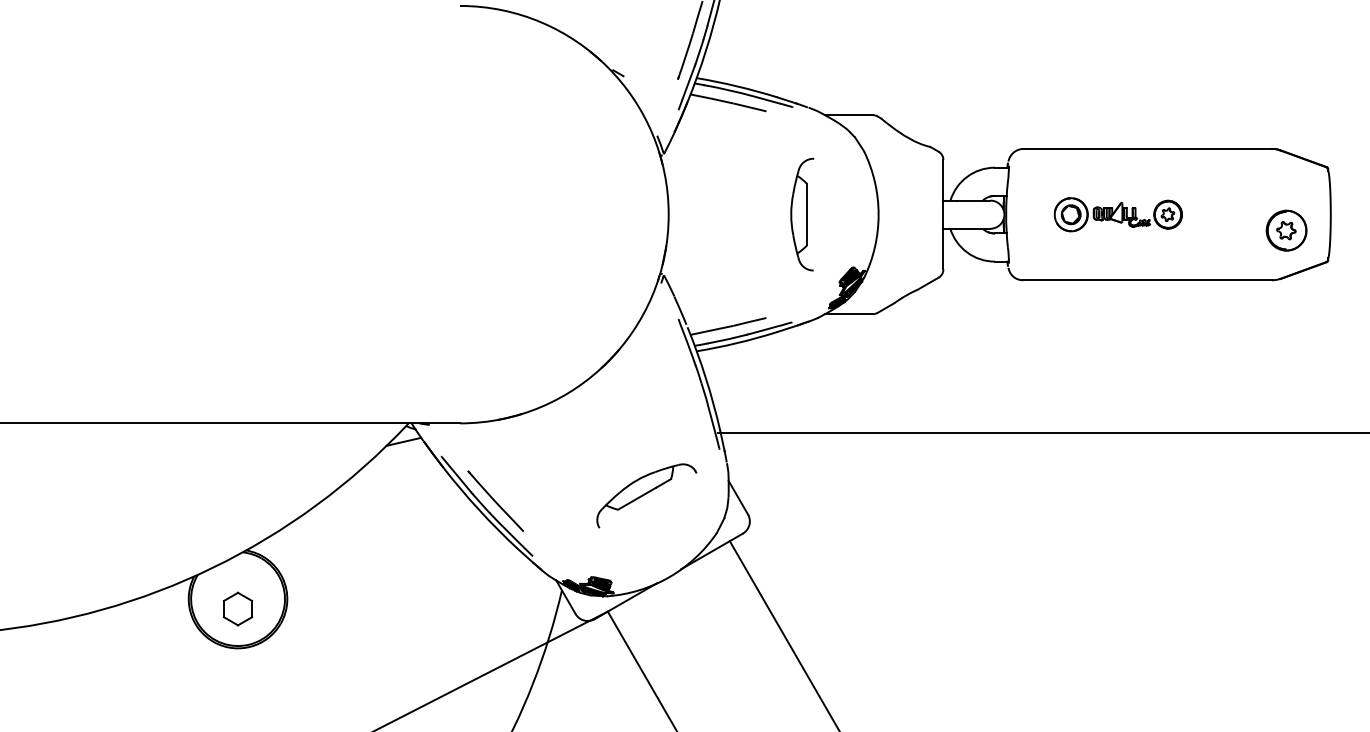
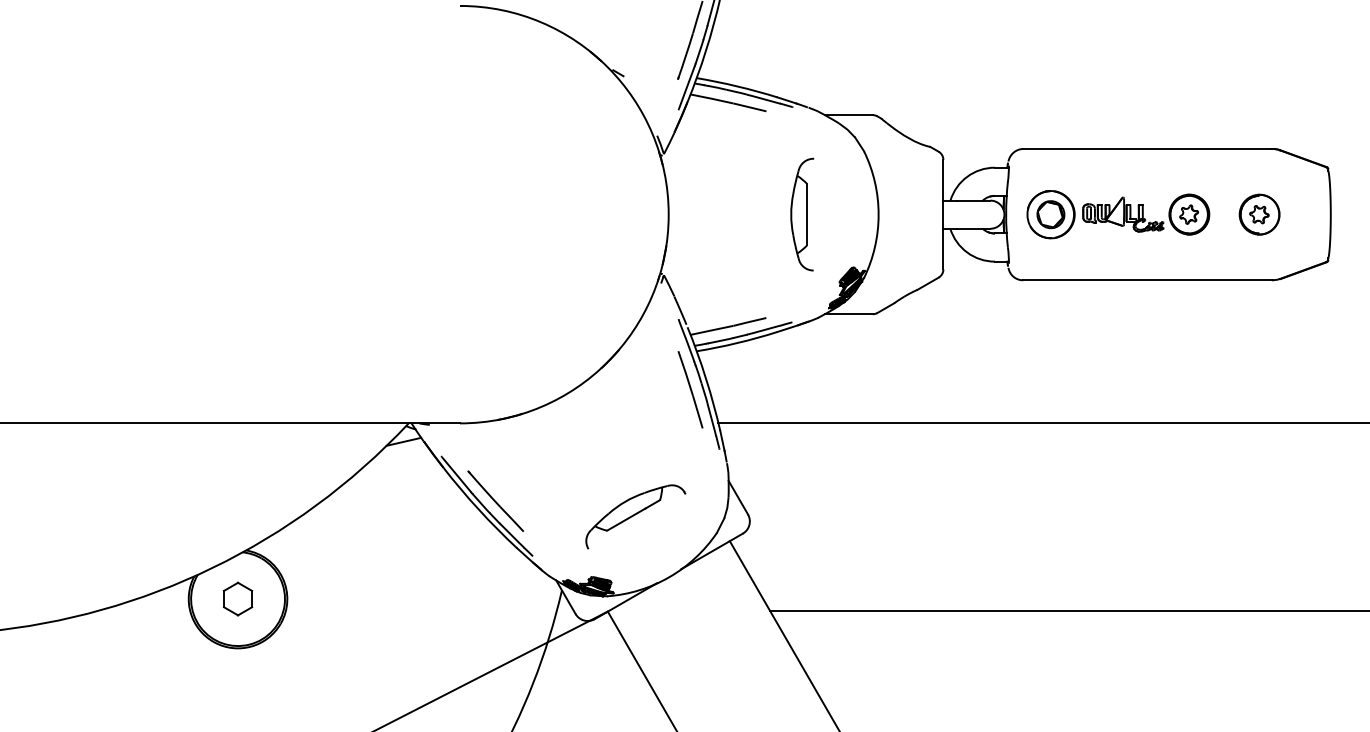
part size: 130x36 px -> 185x50 px (1118, 214)
part position: (1286, 230) -> (1259, 214) (1259, 214)
line: none -> present (690, 389)
line position: (1042, 433) -> (1042, 423) (1042, 423)
part position: (646, 495) -> (635, 516) (635, 516)
part position: (237, 608) -> (237, 598) (237, 598)
line: none -> present (1068, 611)
